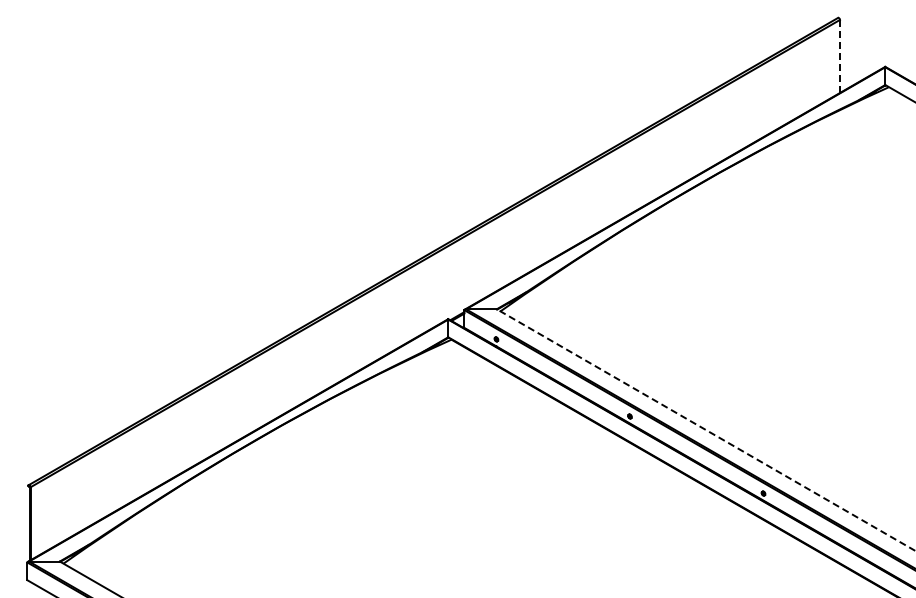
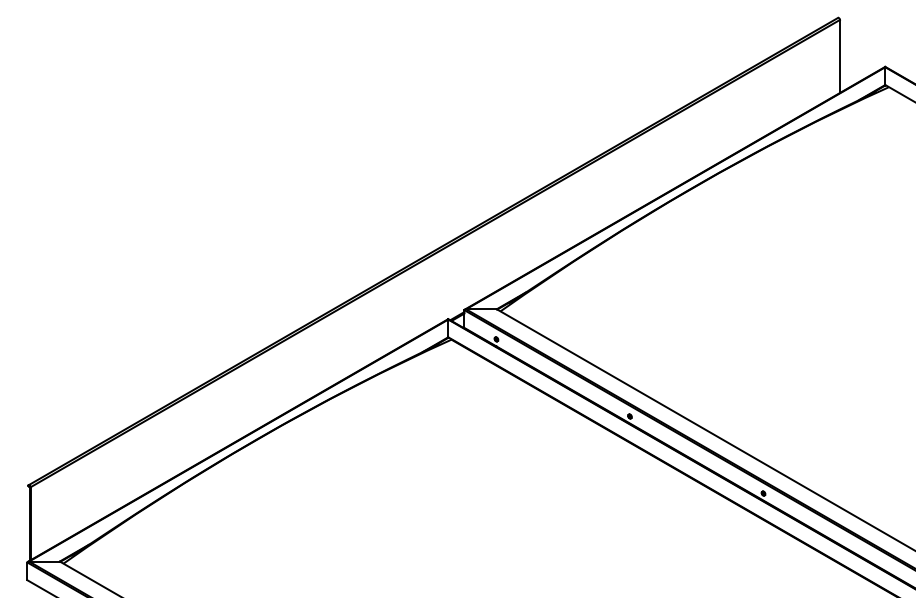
line: dashed -> solid (839, 56)
line: dashed -> solid (706, 430)
